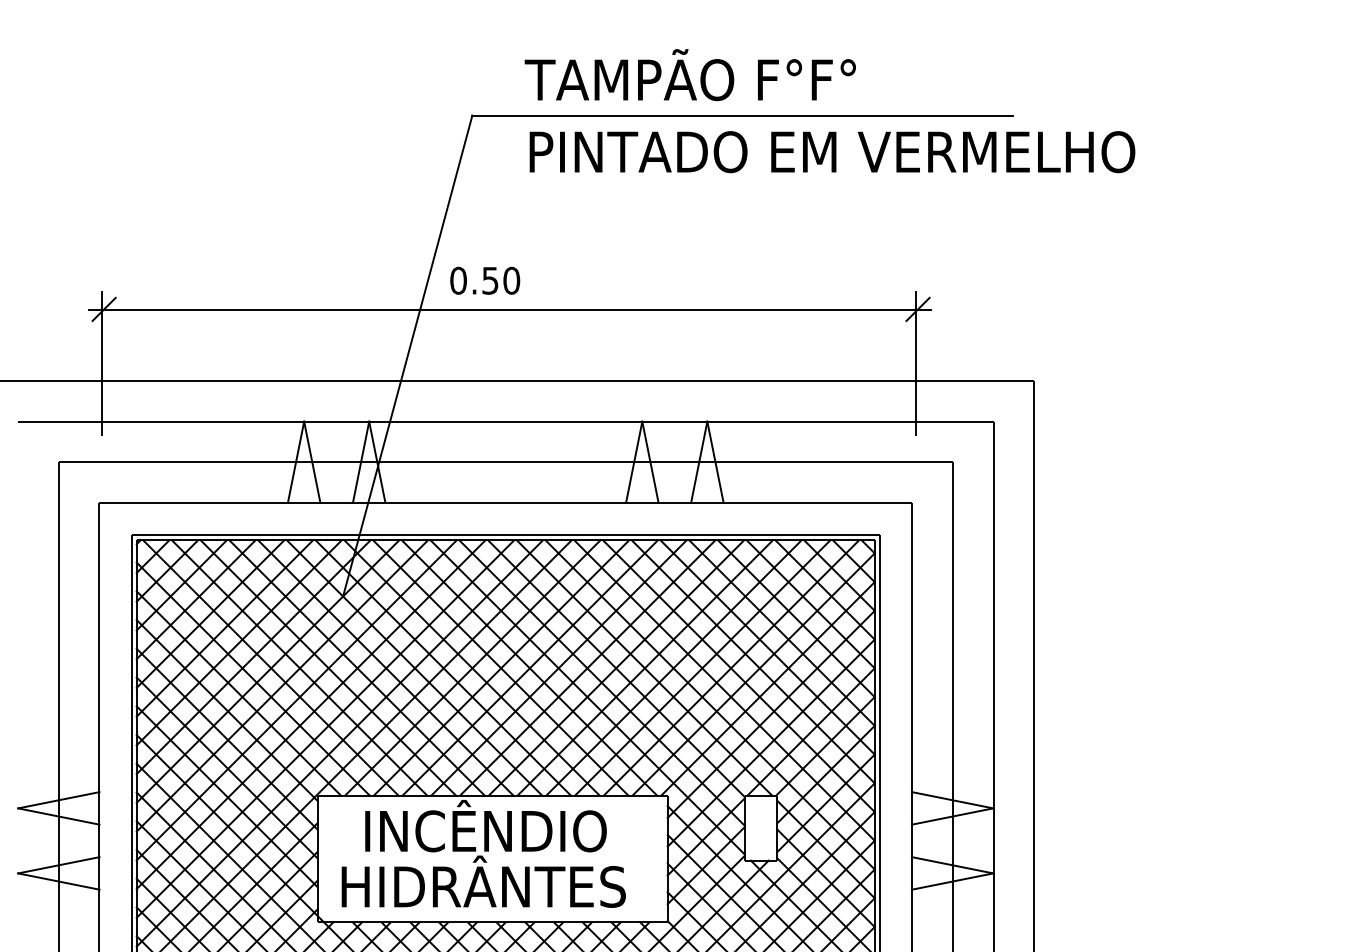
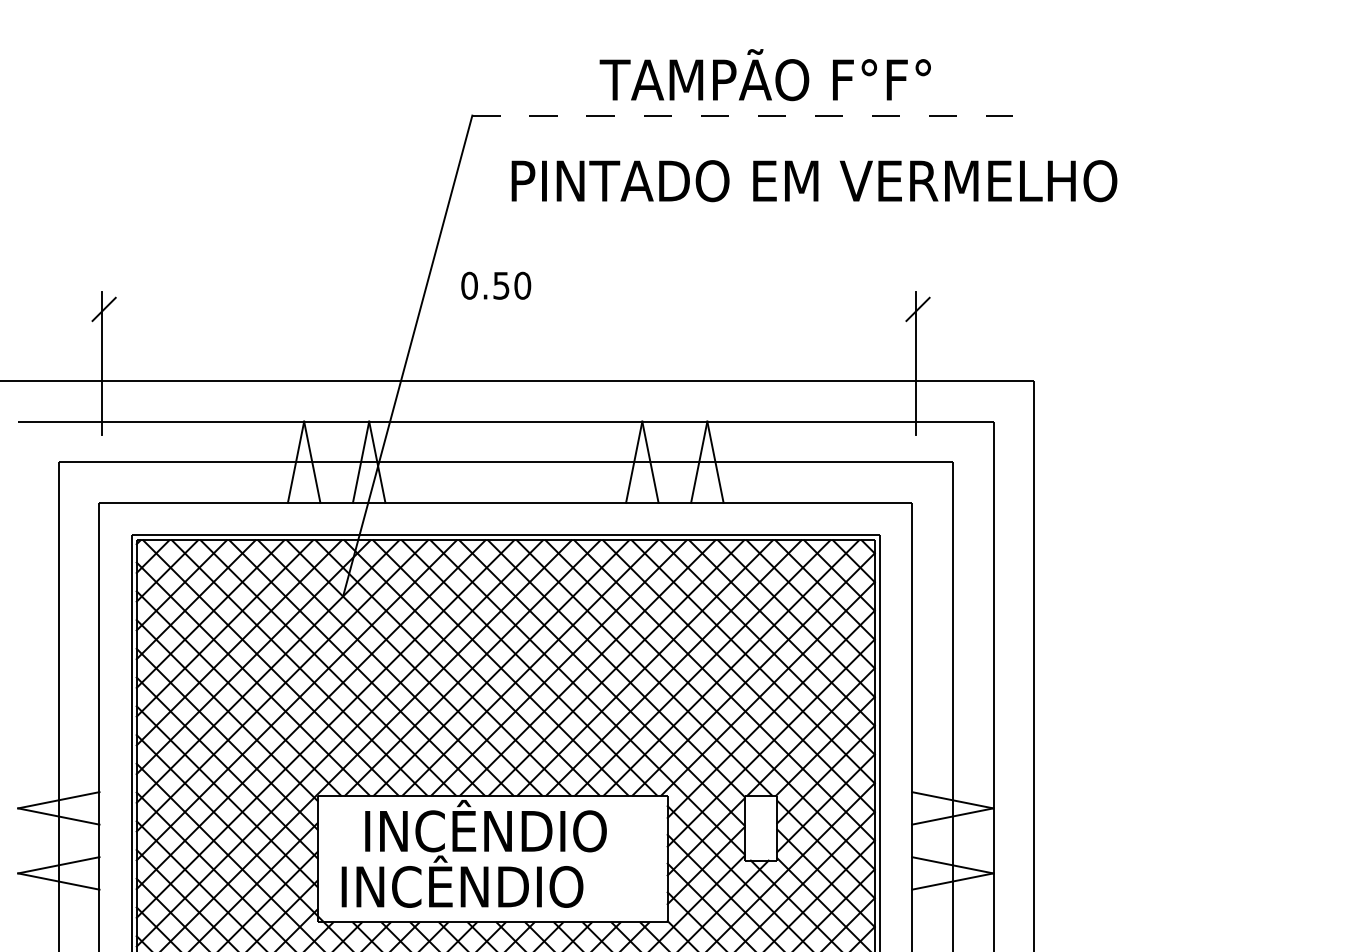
text position: (689, 75) -> (764, 75) (764, 75)
line: solid -> dashed (742, 115)
text position: (832, 152) -> (814, 181) (814, 181)
text position: (485, 280) -> (496, 285) (496, 285)
line: present -> none (510, 310)
text: HIDRÂNTES -> INCÊNDIO (485, 881)
